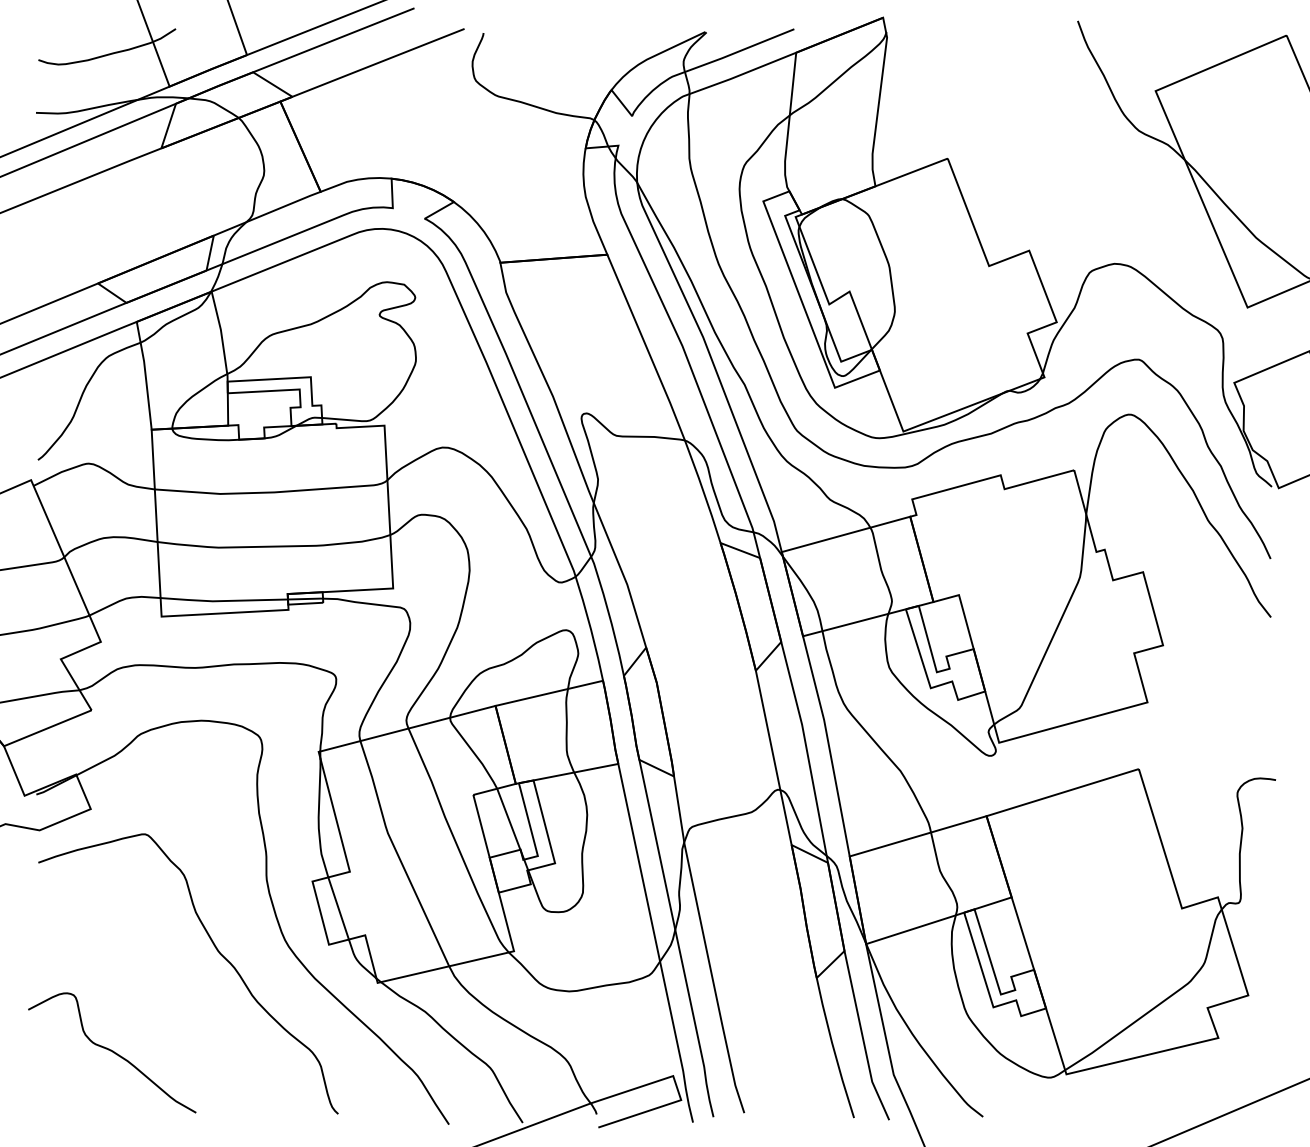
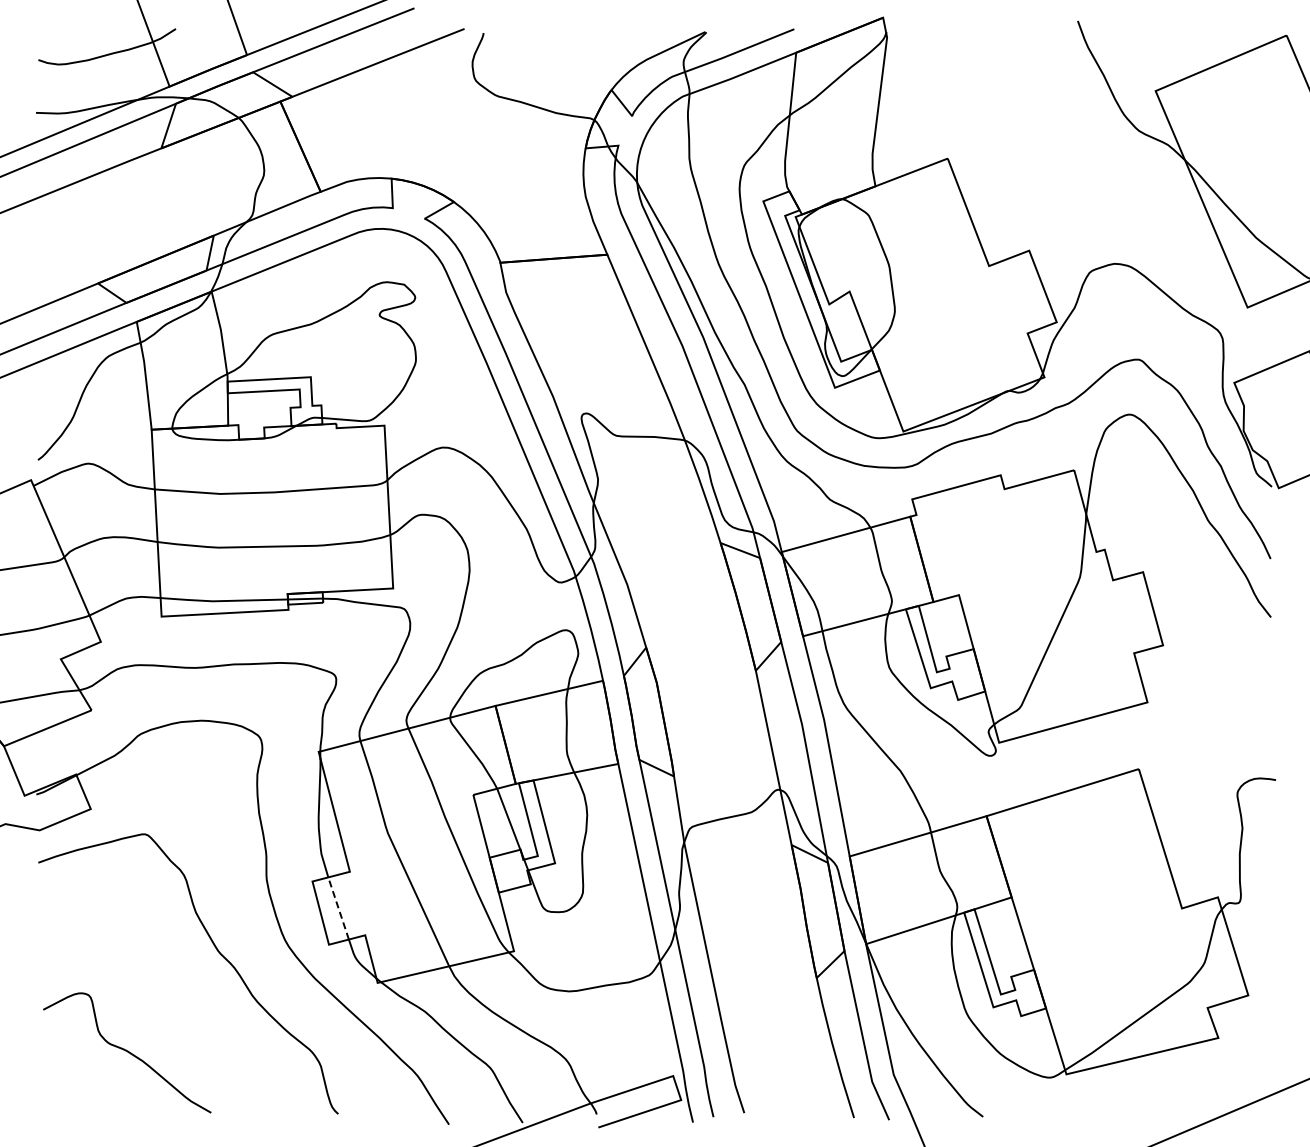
line: solid -> dashed (338, 908)
curve position: (112, 1052) -> (127, 1052) (127, 1052)
